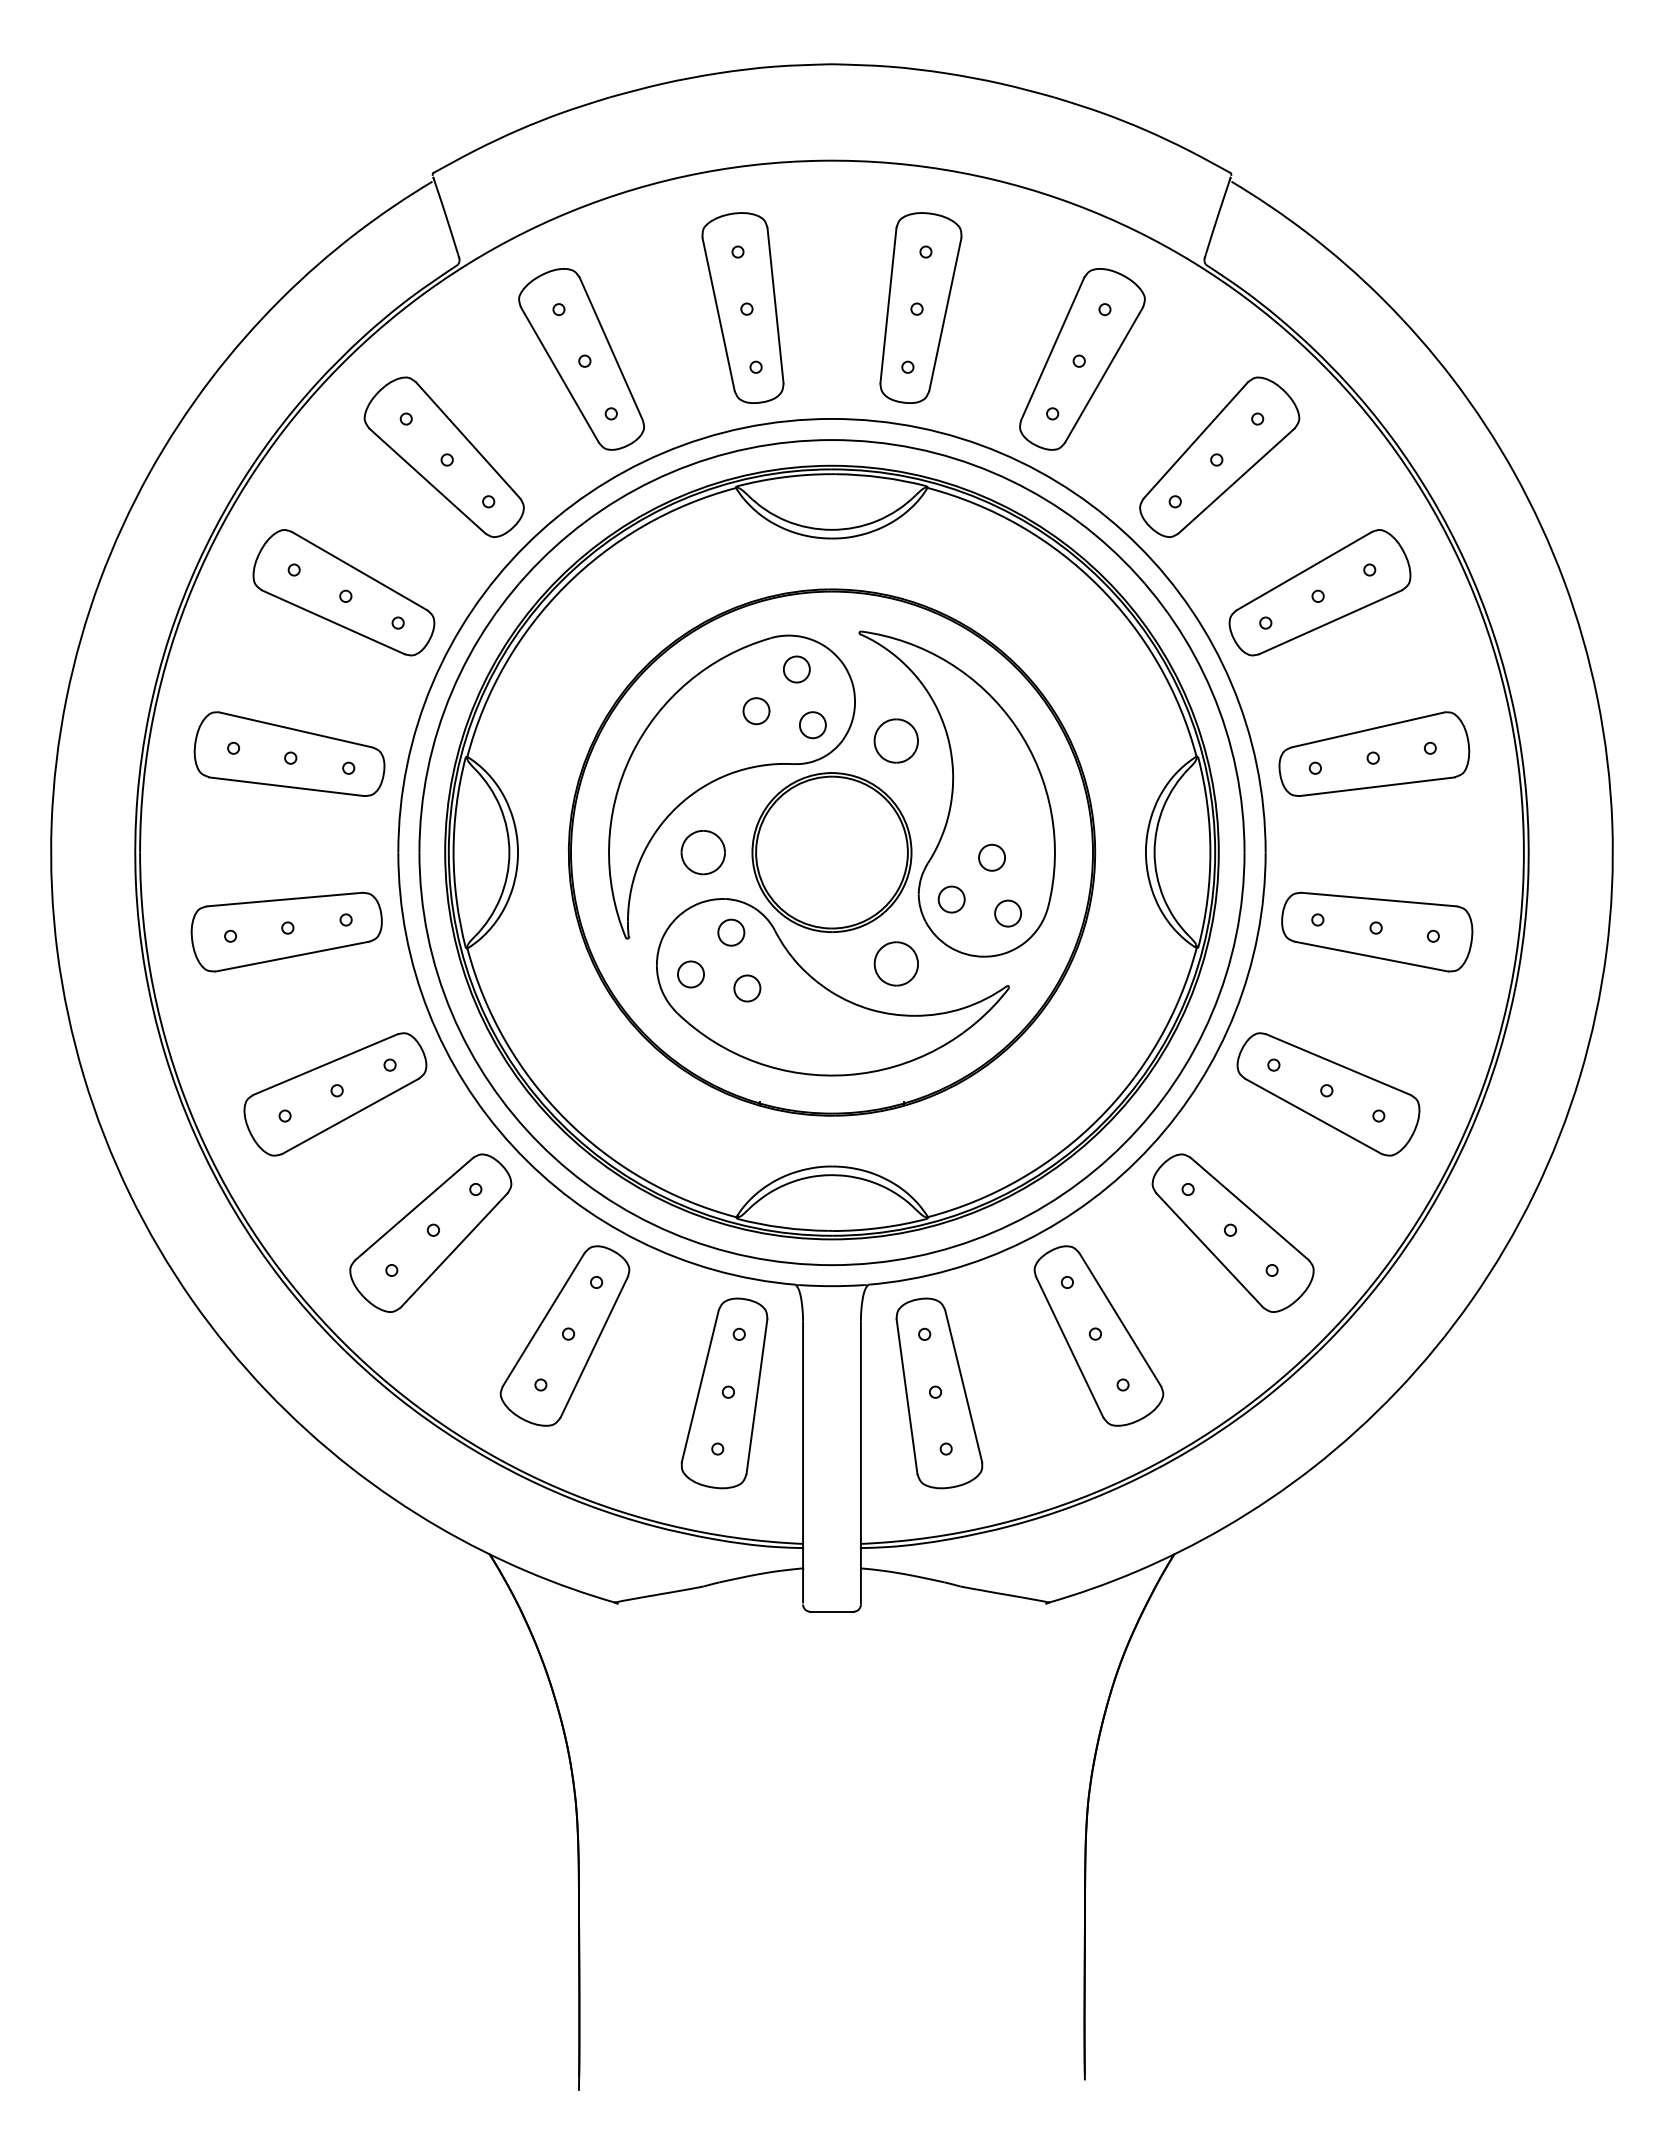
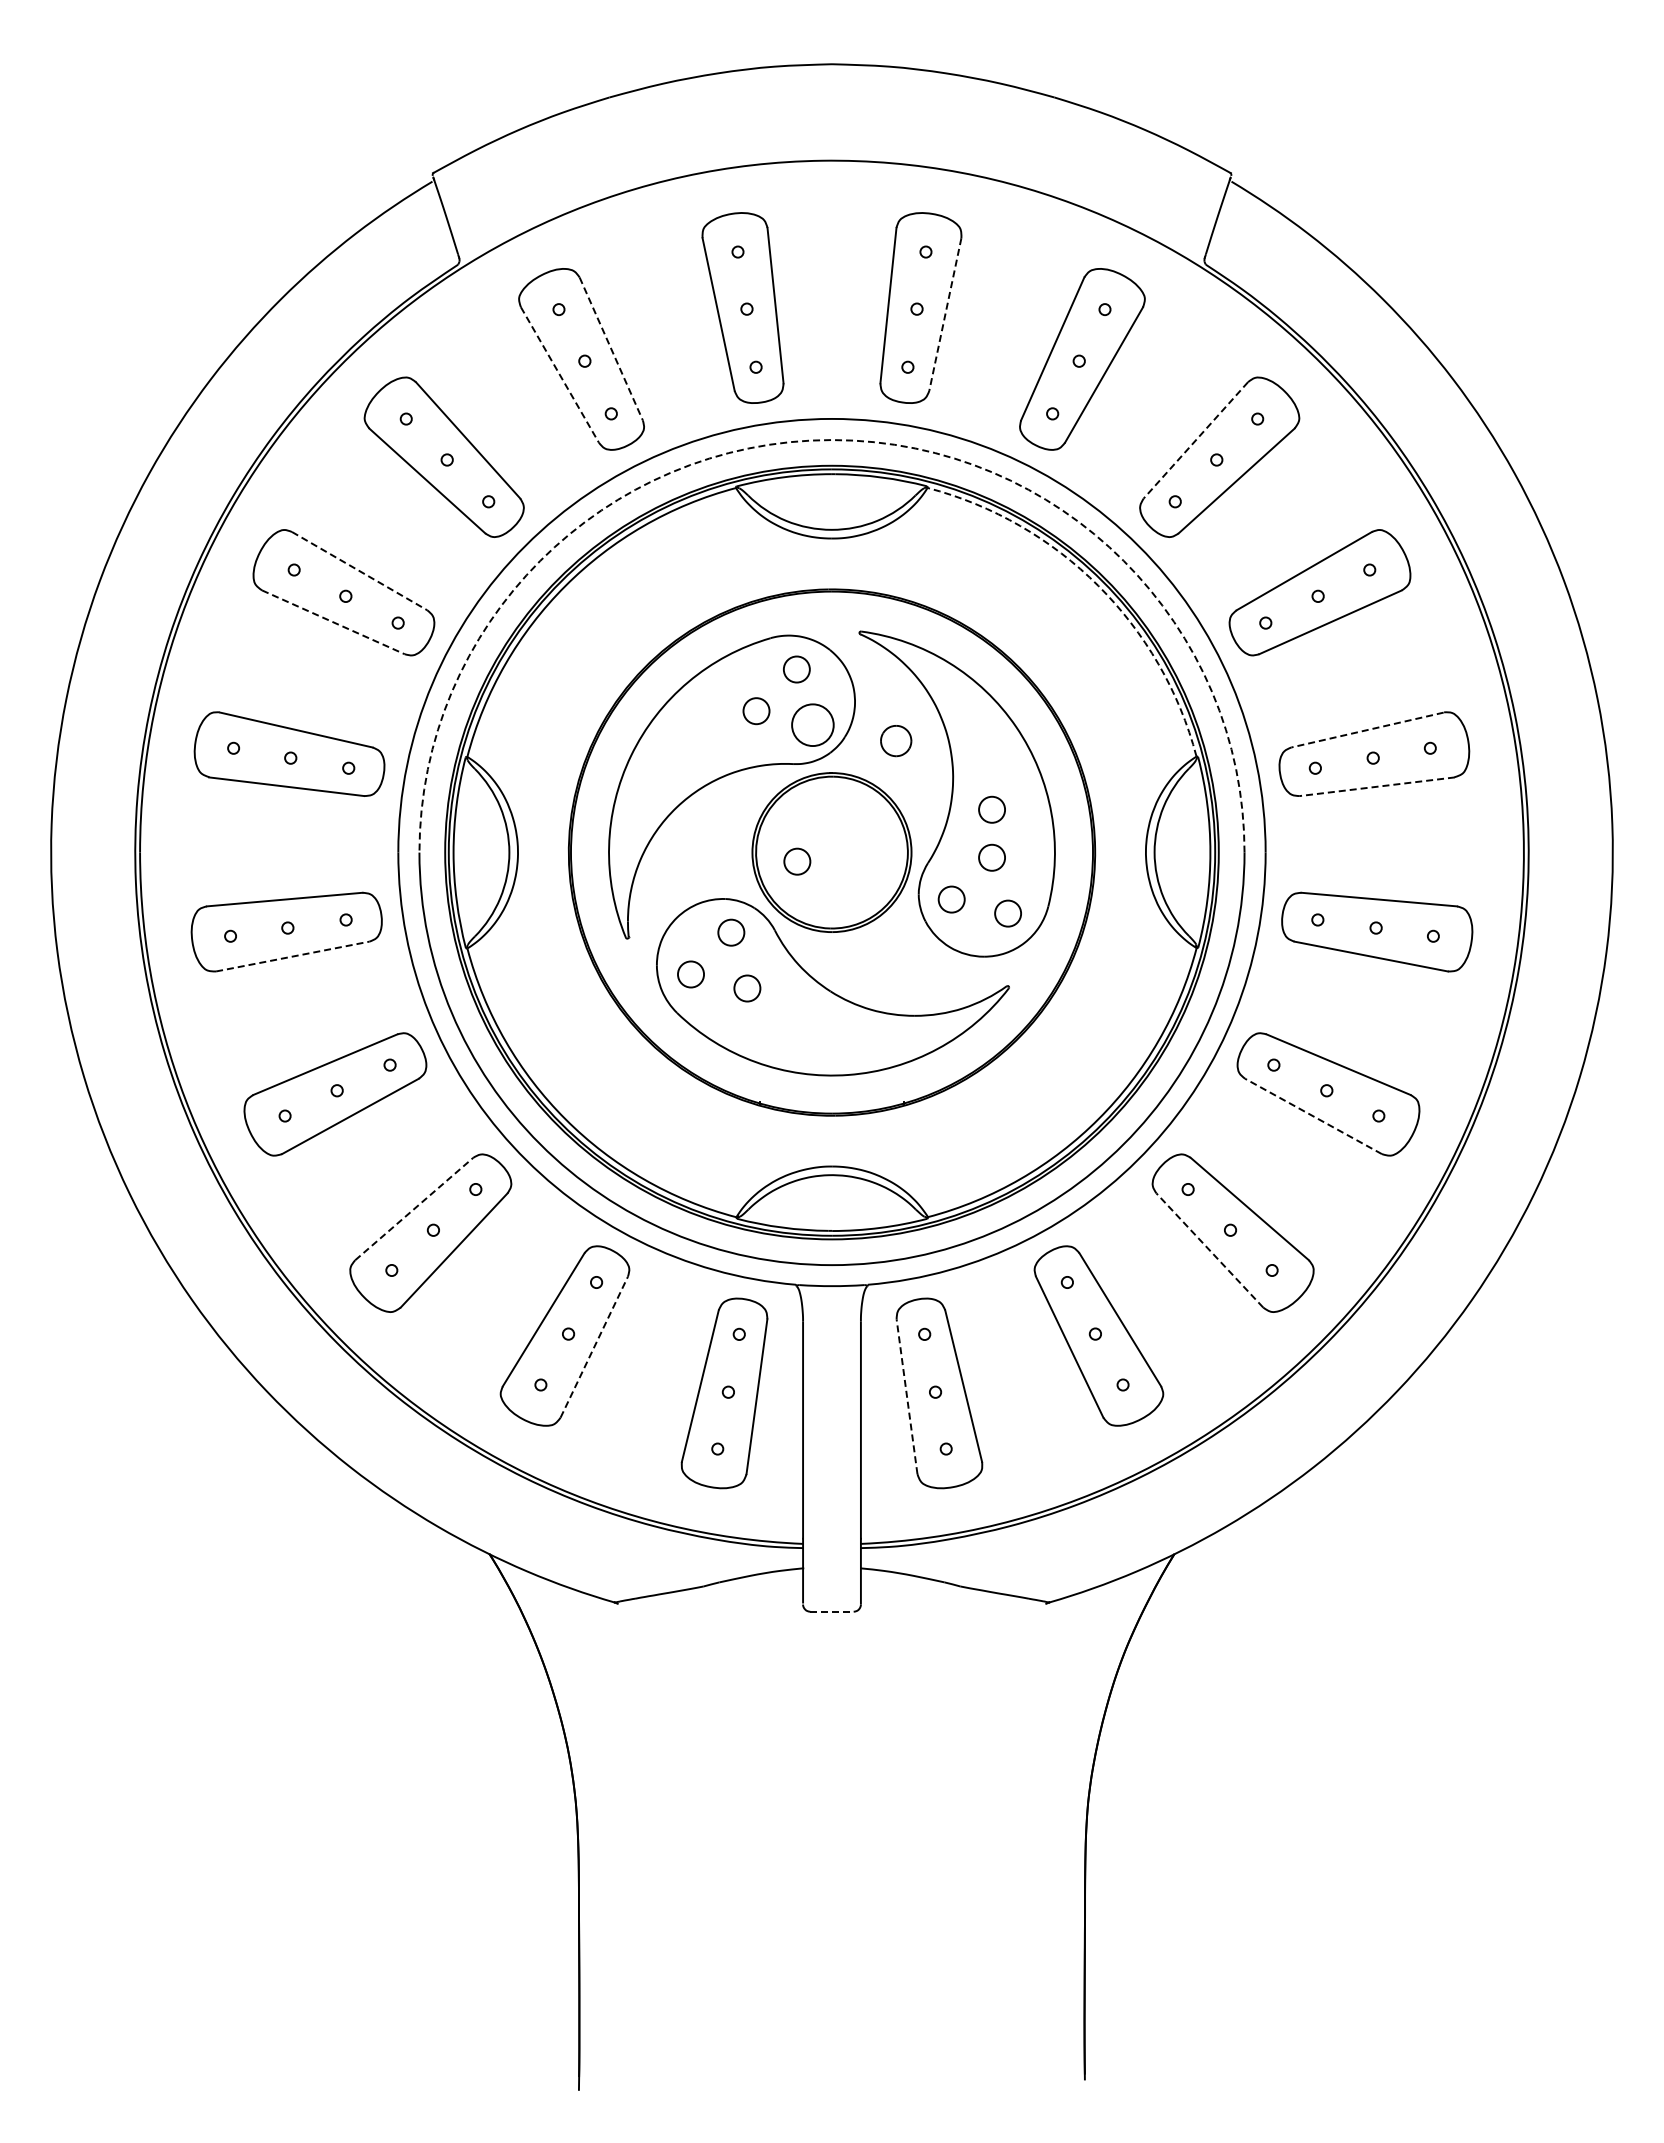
line: solid -> dashed (945, 315)
line: solid -> dashed (611, 349)
line: solid -> dashed (560, 375)
arc: solid -> dashed (832, 440)
line: solid -> dashed (1195, 440)
line: solid -> dashed (360, 571)
arc: solid -> dashed (1098, 585)
line: solid -> dashed (333, 622)
circle diameter: 26 px -> 42 px (812, 725)
line: solid -> dashed (1367, 730)
part size: 46x46 px -> 33x33 px (896, 741)
line: solid -> dashed (1376, 786)
circle: none -> present (991, 809)
part: present -> none (702, 852)
circle: none -> present (797, 861)
line: solid -> dashed (293, 956)
part: present -> none (895, 963)
line: solid -> dashed (1313, 1116)
line: solid -> dashed (414, 1208)
line: solid -> dashed (1209, 1250)
line: solid -> dashed (594, 1346)
line: solid -> dashed (906, 1396)
line: solid -> dashed (832, 1611)
